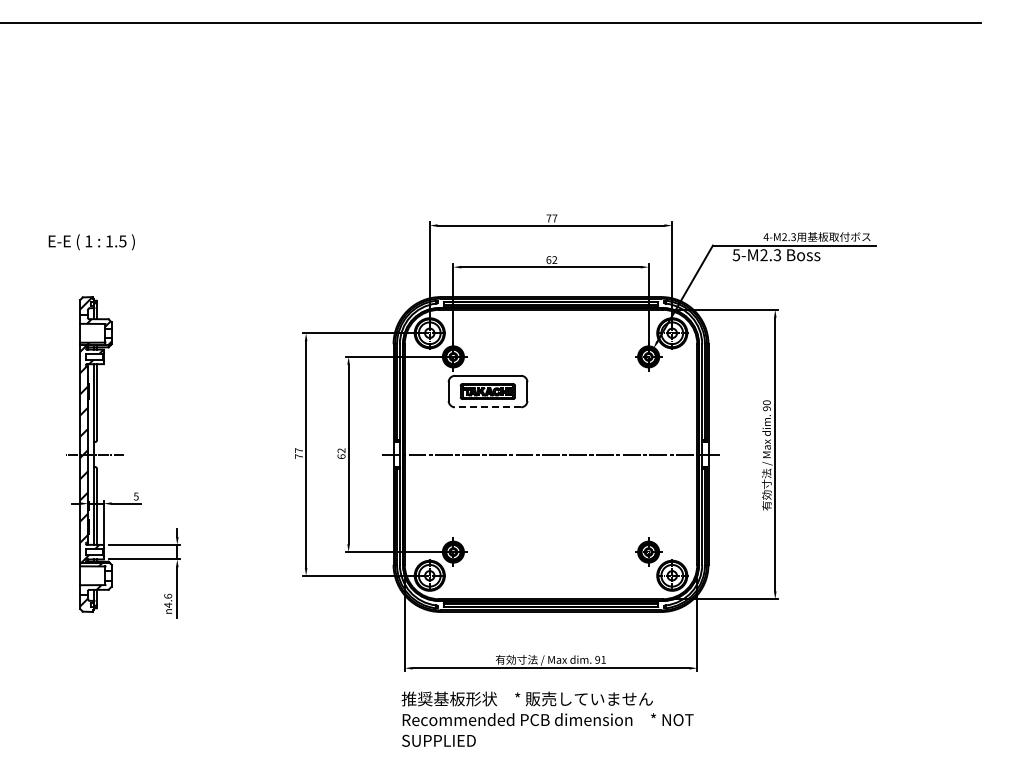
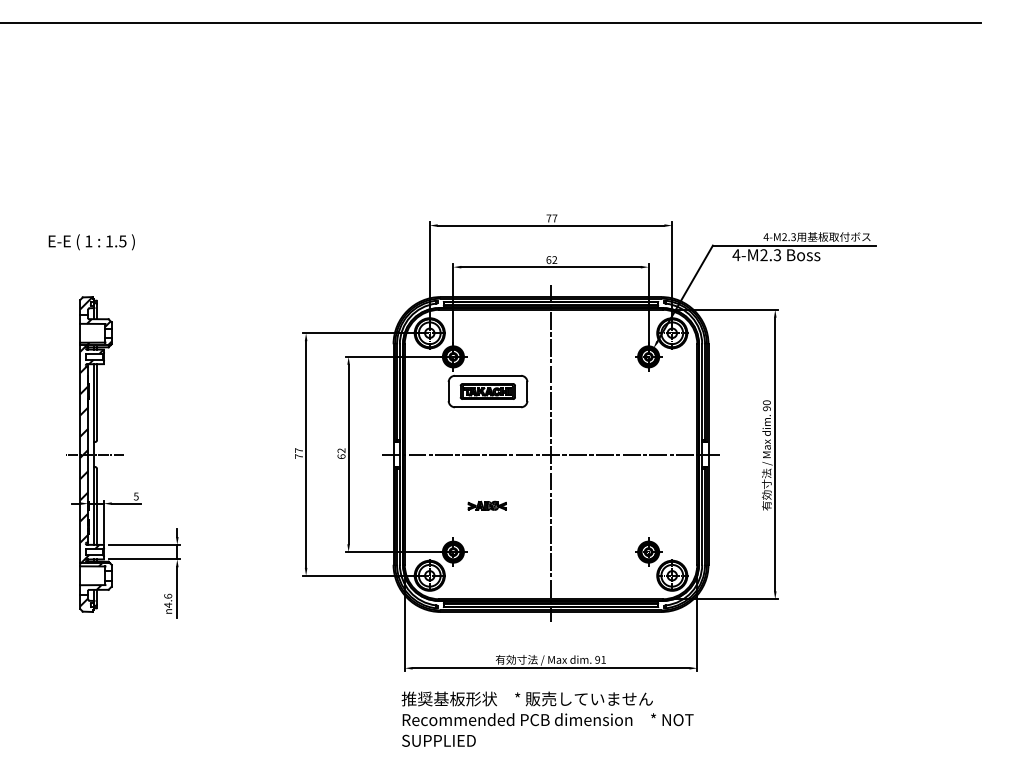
text: 5-M2.3 -> 4-M2.3 (736, 255)
line: dashed -> solid (487, 407)
line: none -> present (551, 453)
part: none -> present (486, 505)
